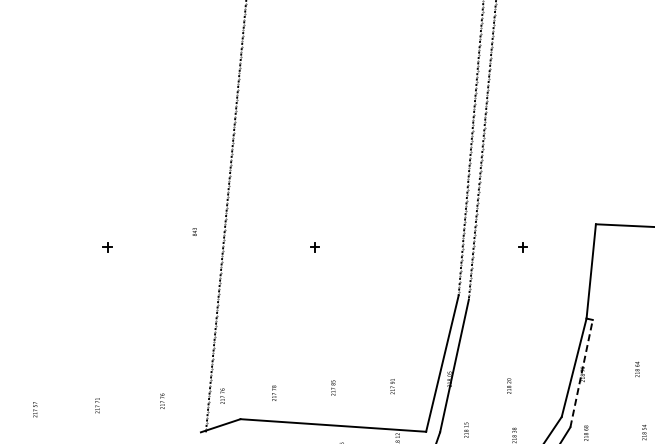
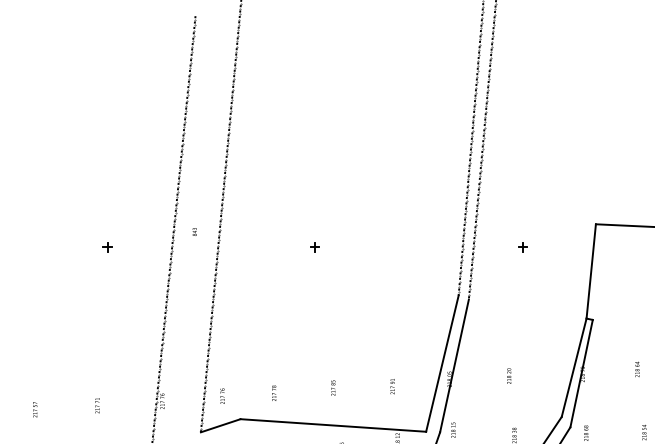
line position: (225, 217) -> (220, 217) (220, 217)
line: none -> present (173, 228)
line: dashed -> solid (581, 373)
text position: (509, 385) -> (509, 375) (509, 375)
text position: (466, 429) -> (453, 429) (453, 429)
